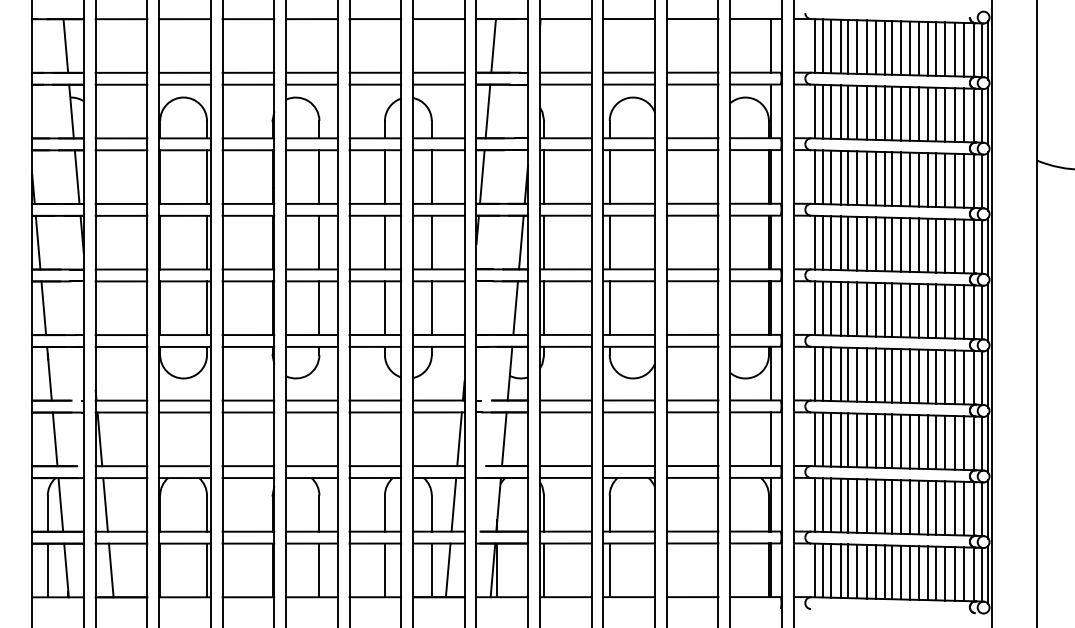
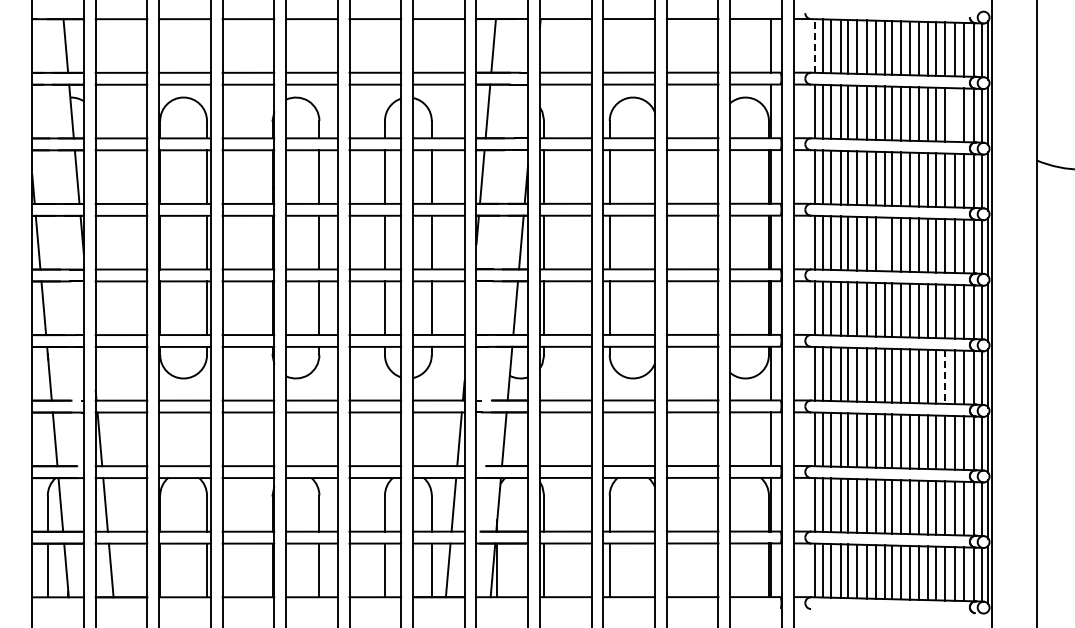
line: solid -> dashed (815, 46)
line: present -> none (954, 114)
line: present -> none (884, 244)
line: solid -> dashed (945, 377)
